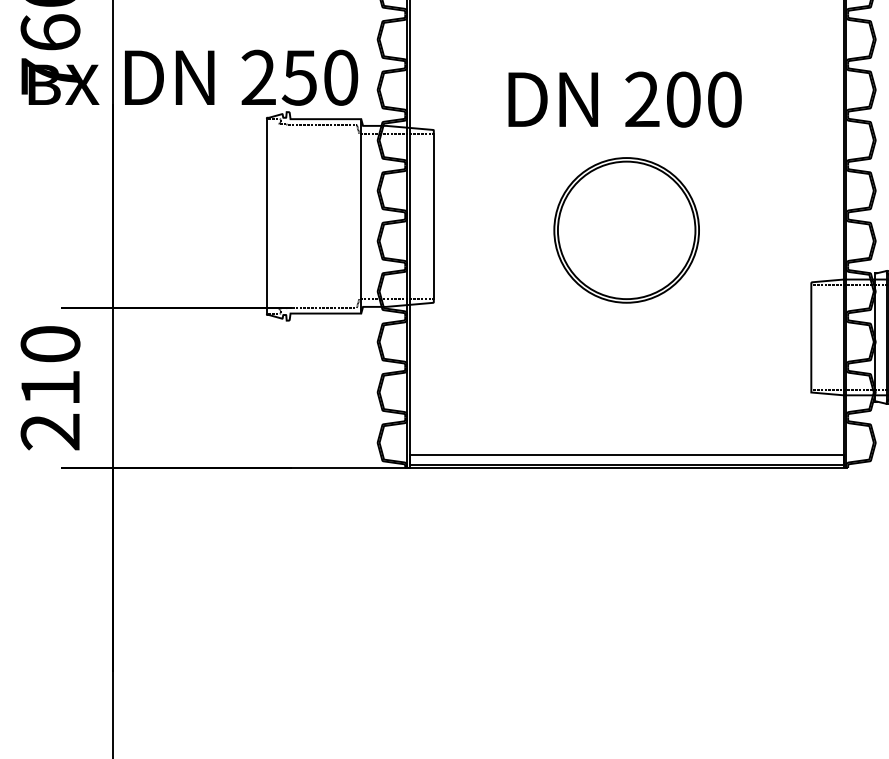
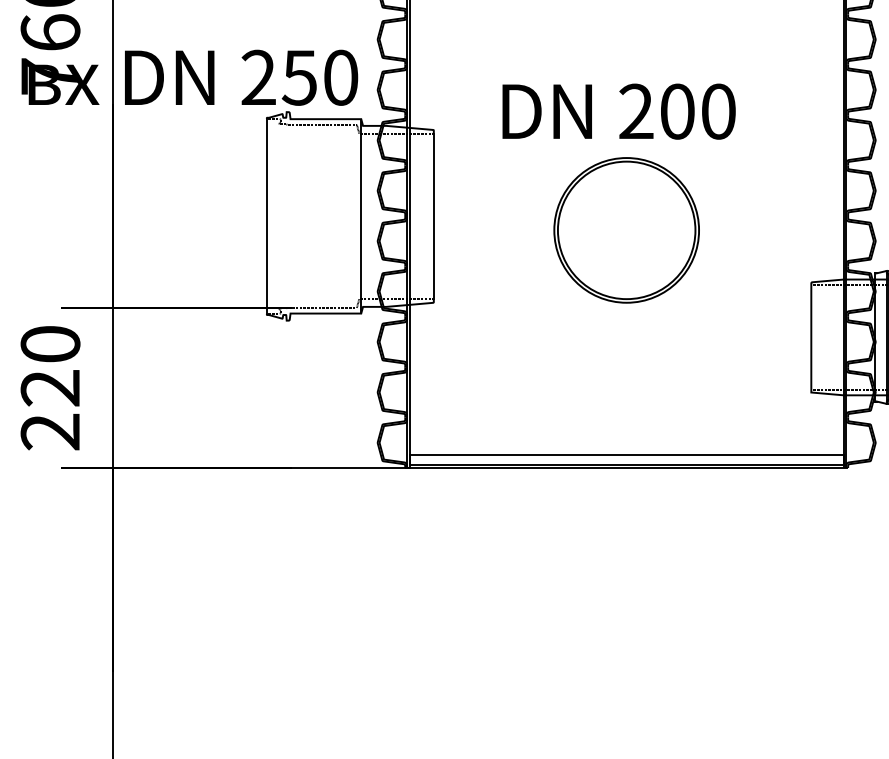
text position: (624, 99) -> (618, 111) (618, 111)
text: 210 -> 220 (49, 388)
